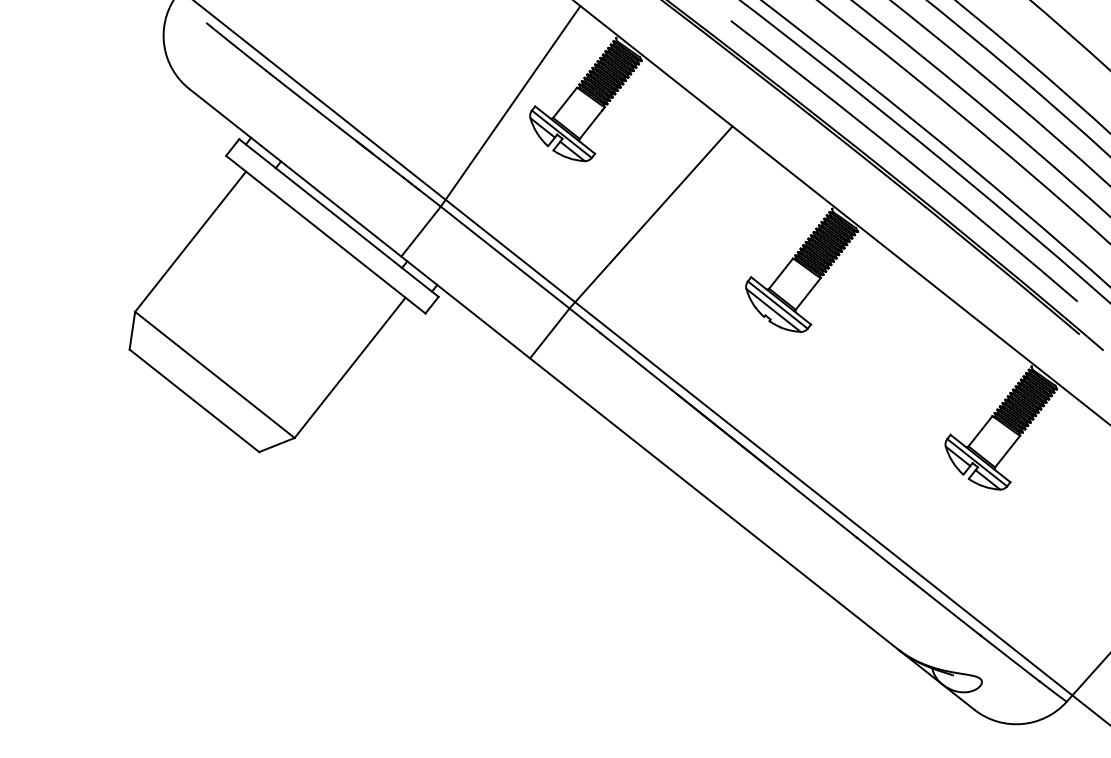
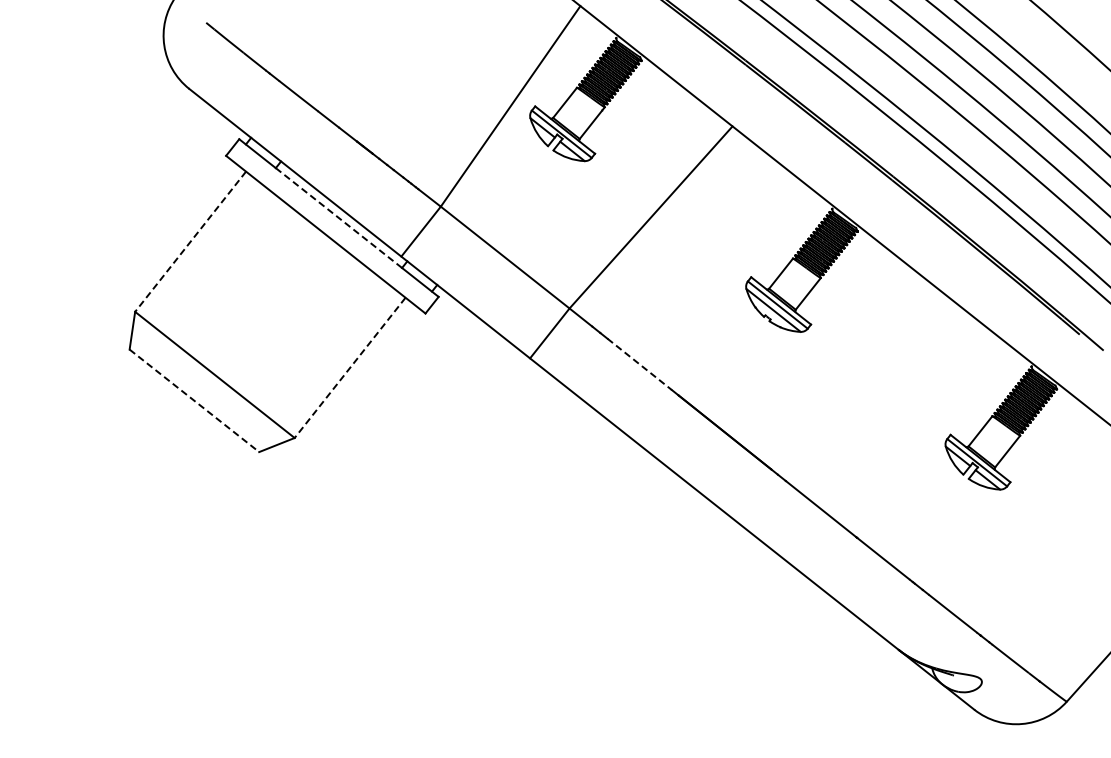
part: present -> none (903, 160)
line: solid -> dashed (338, 217)
line: solid -> dashed (190, 242)
line: present -> none (651, 362)
line: solid -> dashed (640, 364)
line: solid -> dashed (349, 368)
line: solid -> dashed (194, 400)
